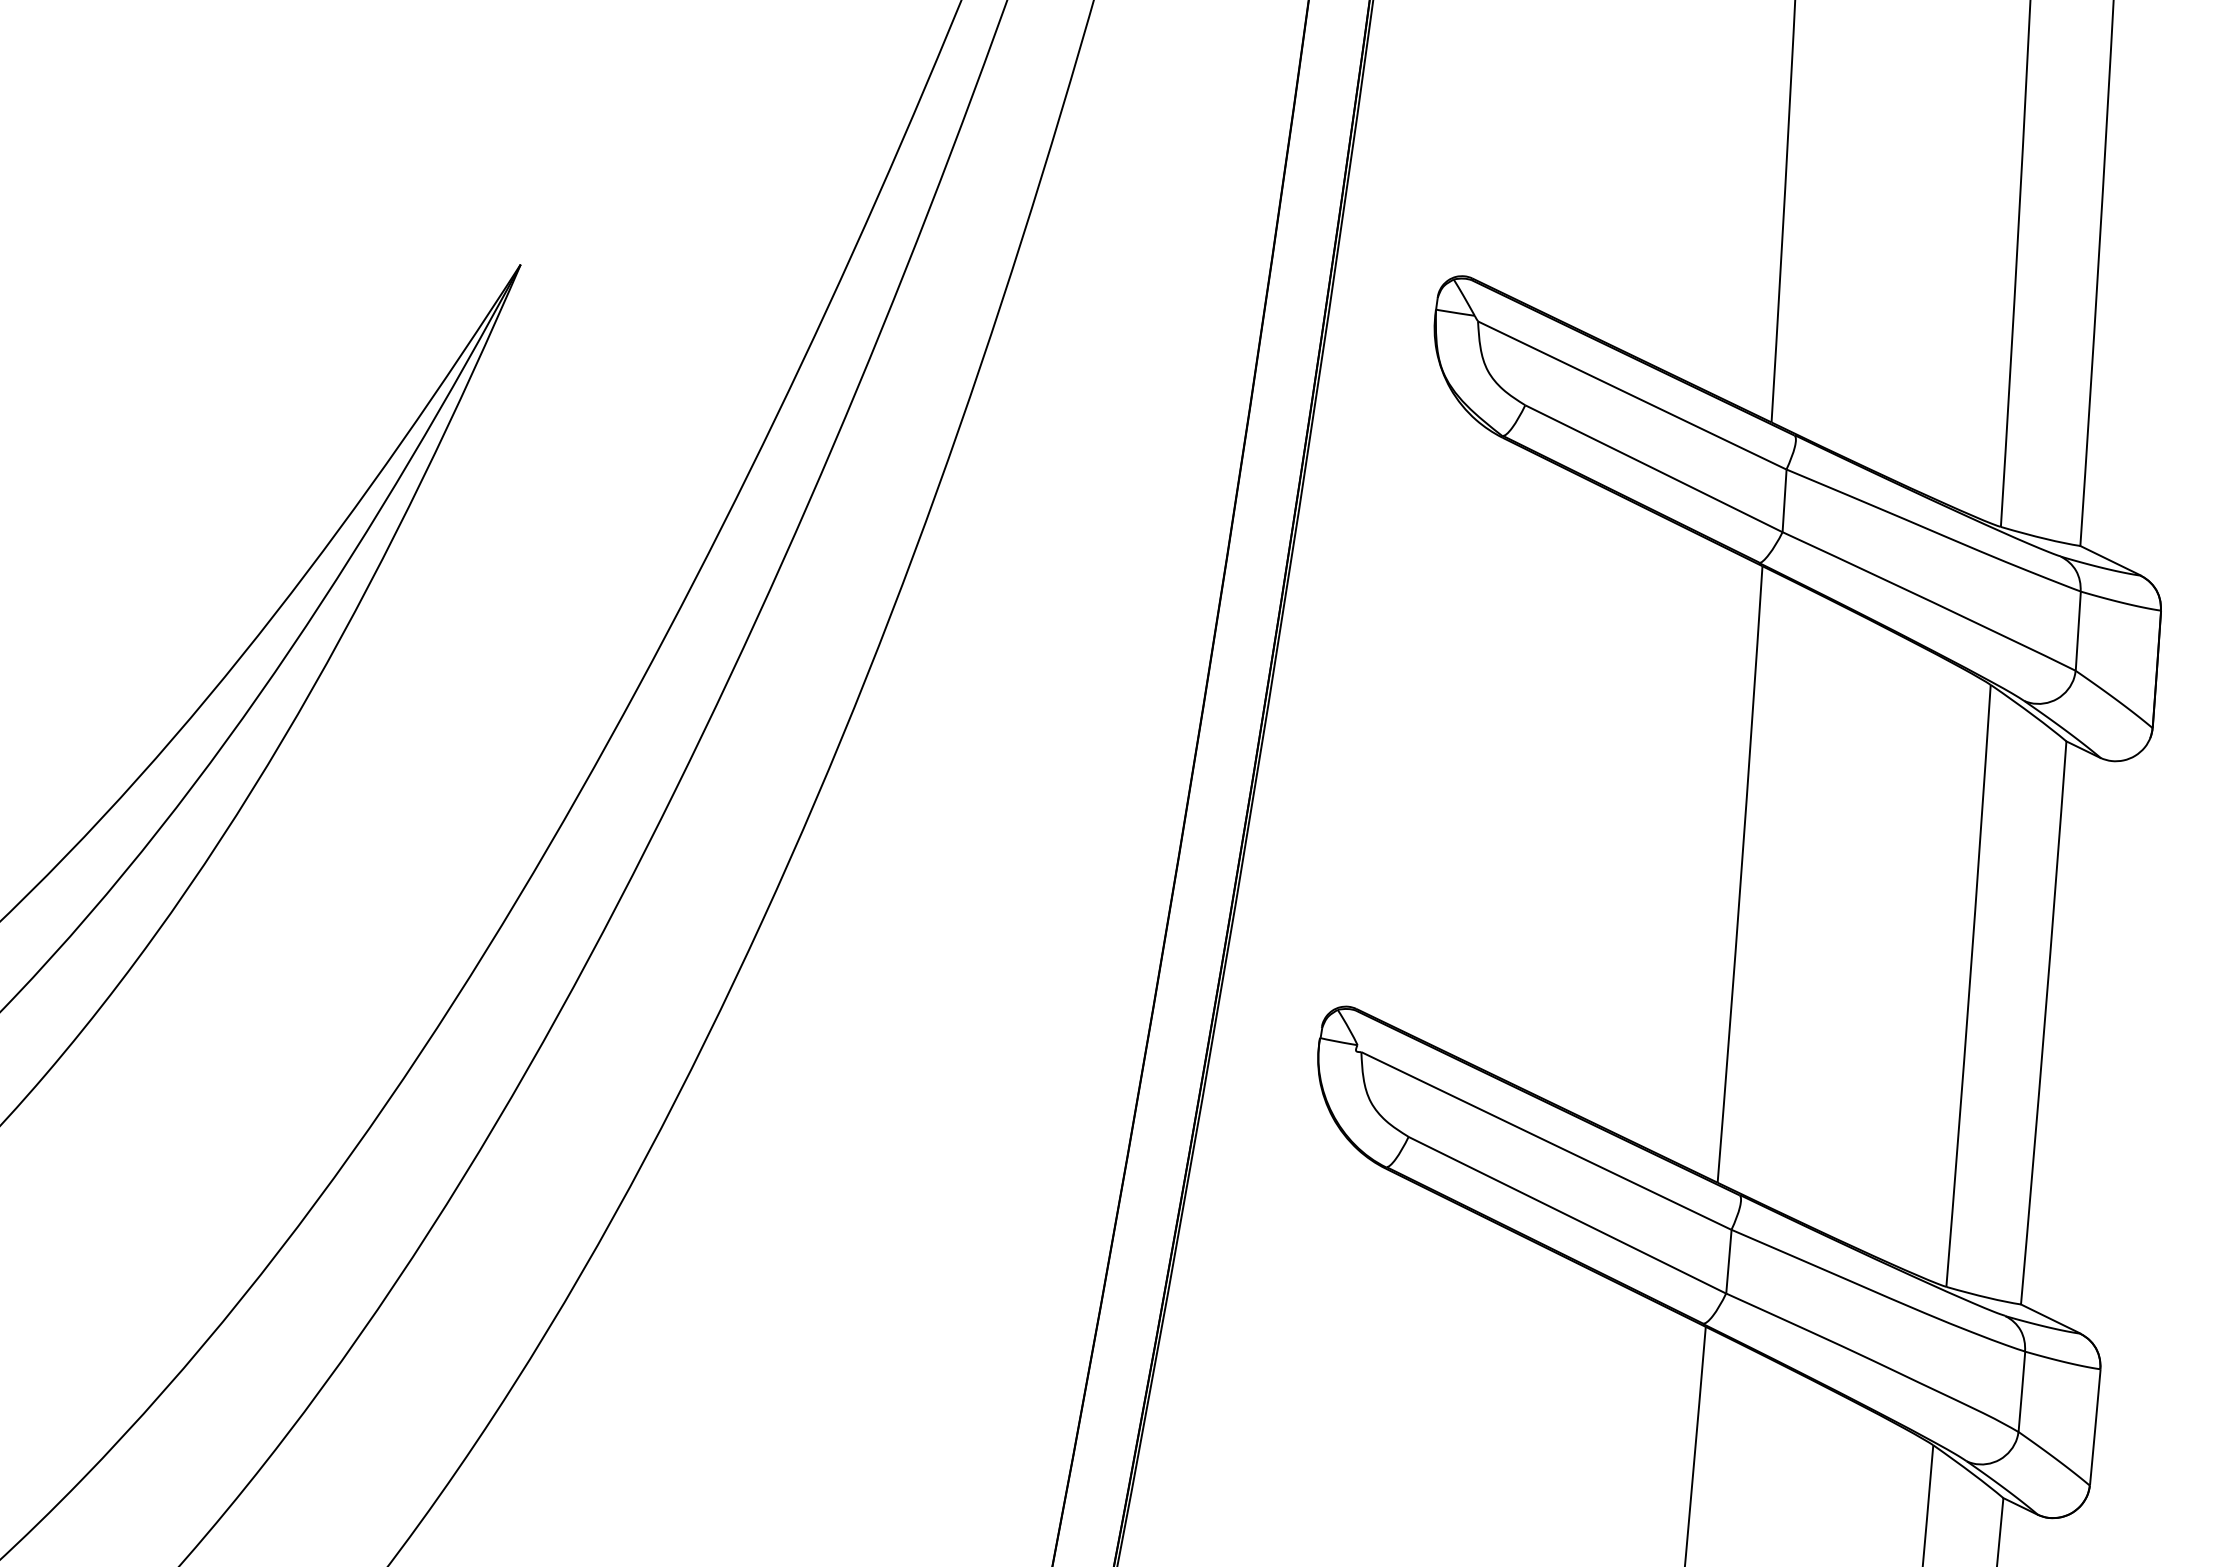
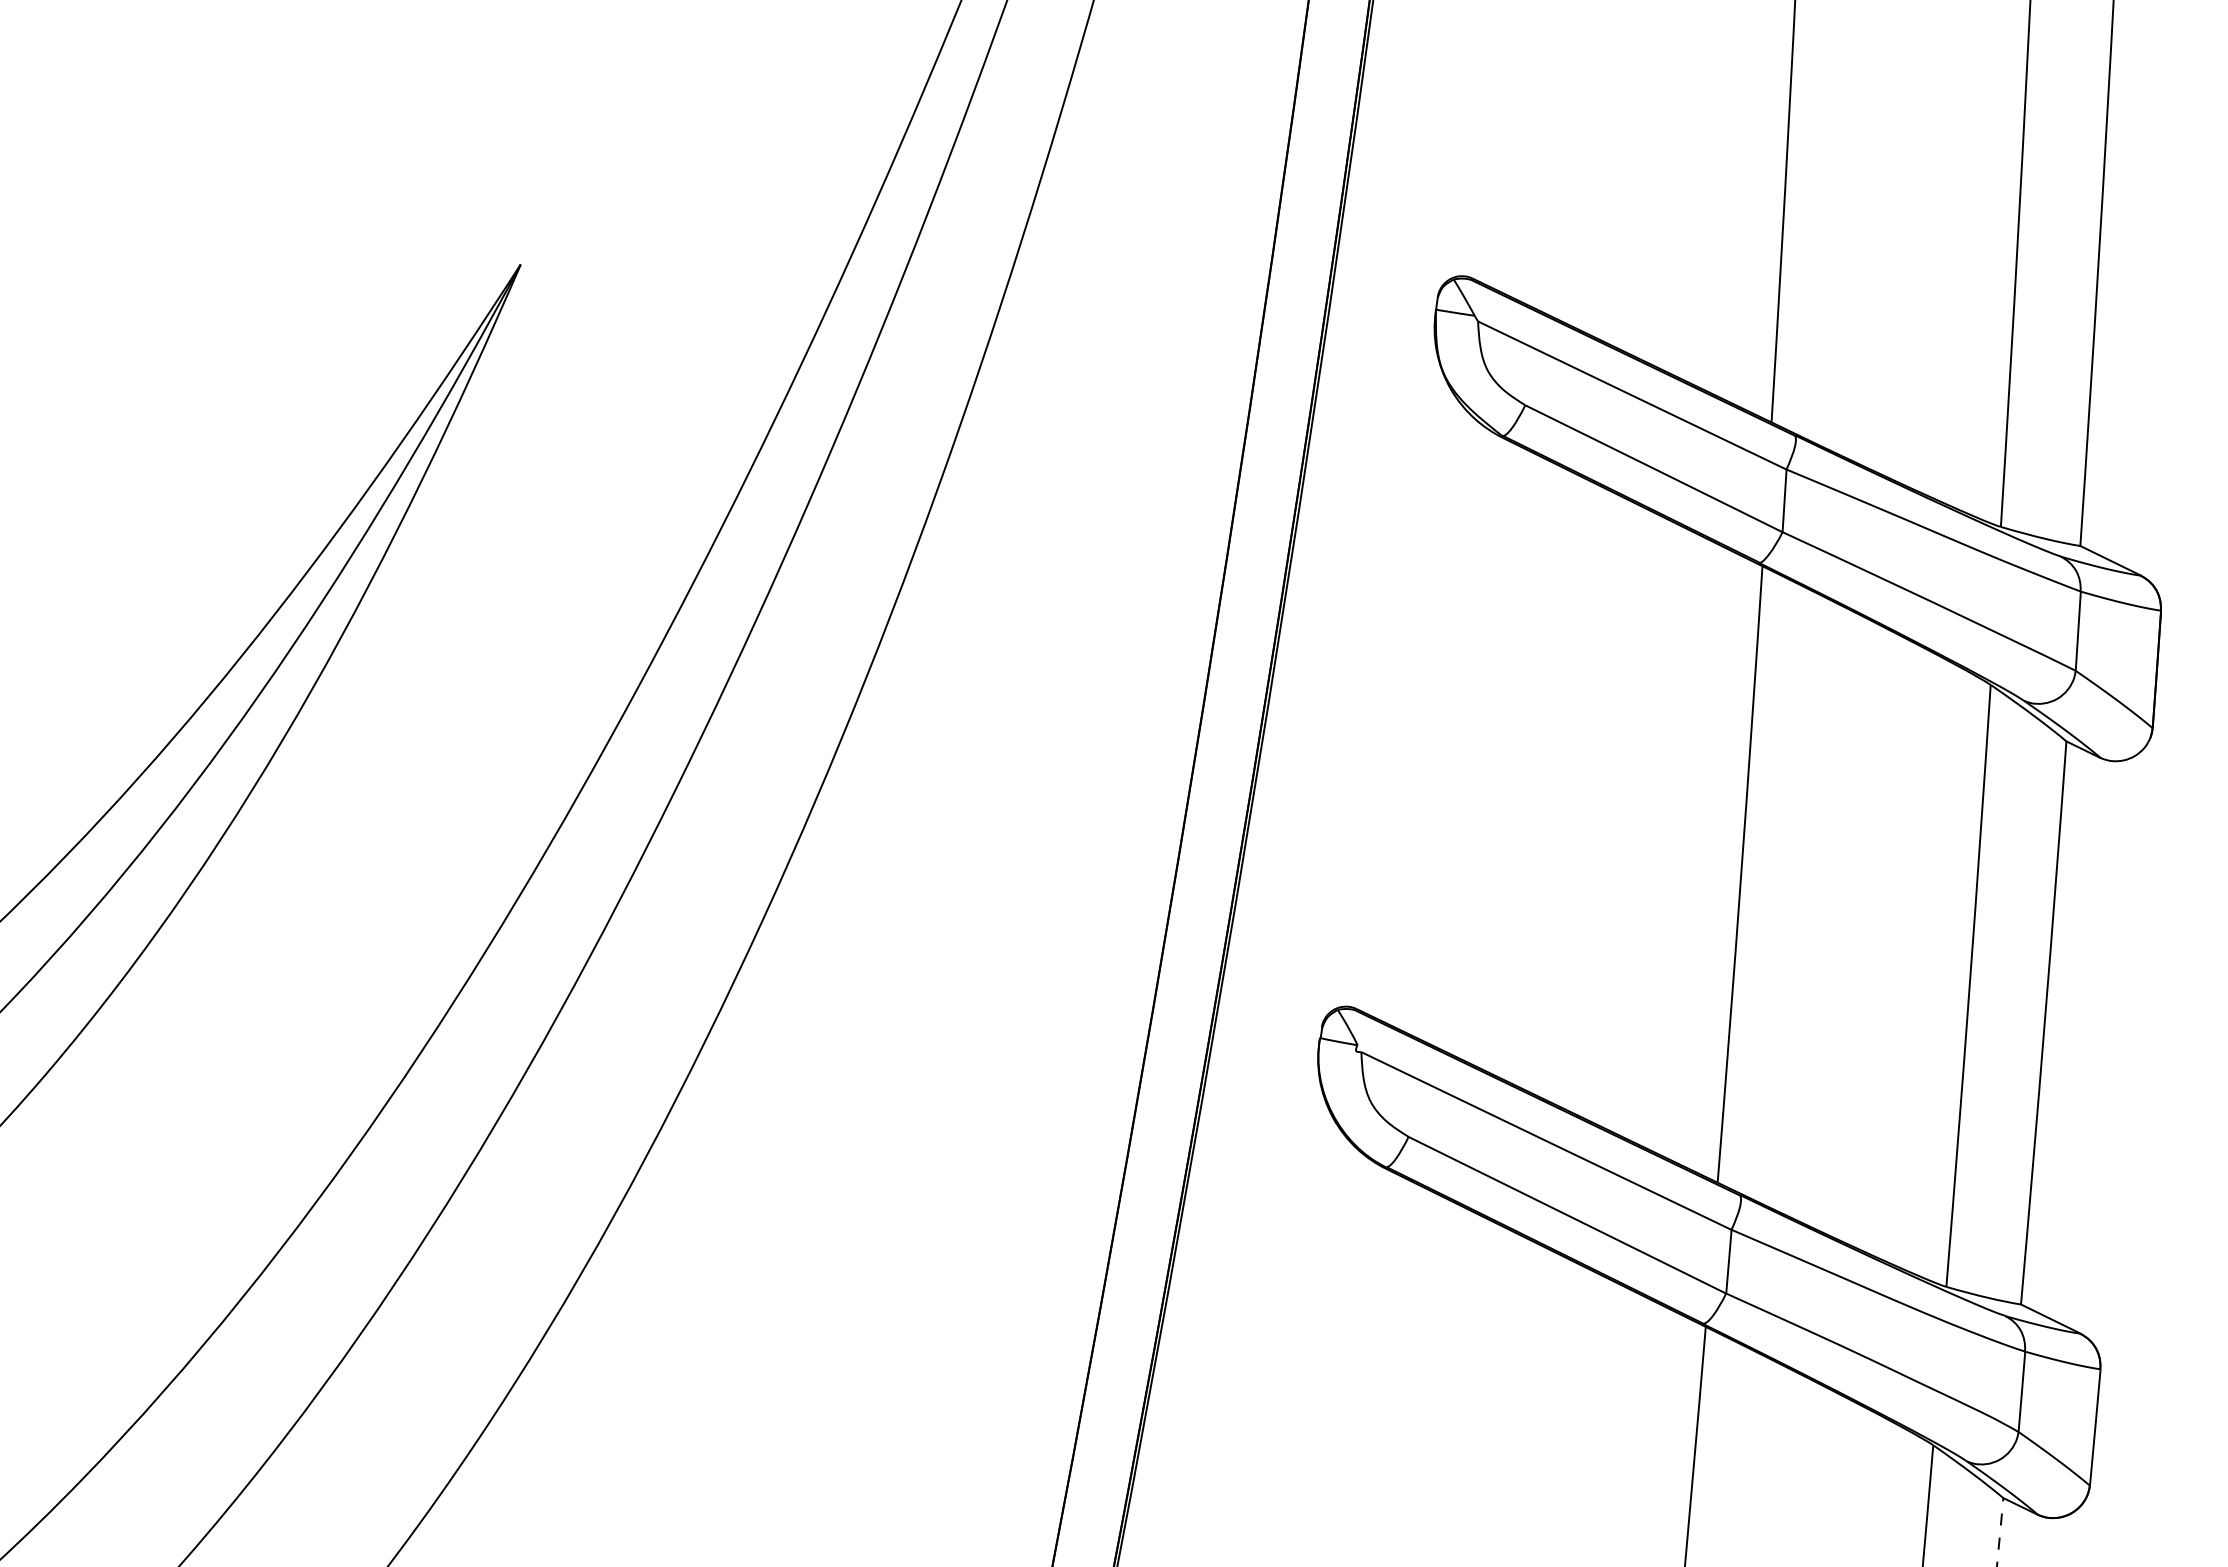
arc: solid -> dashed (2000, 1531)
